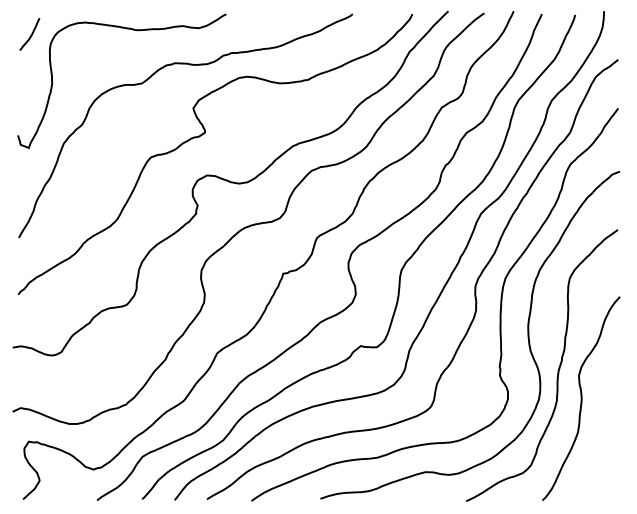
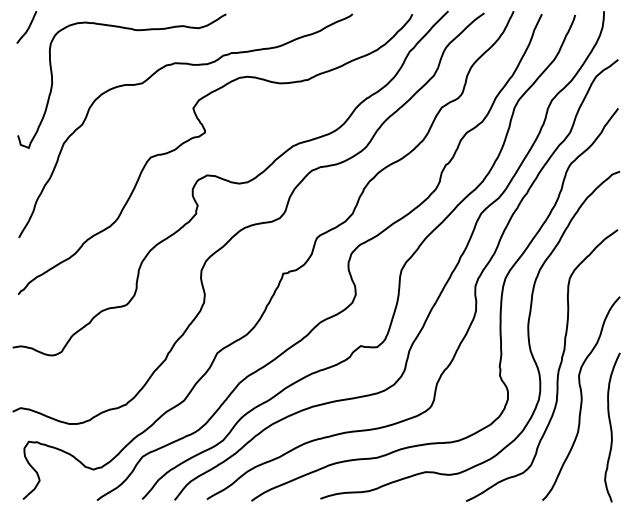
curve position: (30, 35) -> (27, 28) (27, 28)
curve: none -> present (611, 427)
